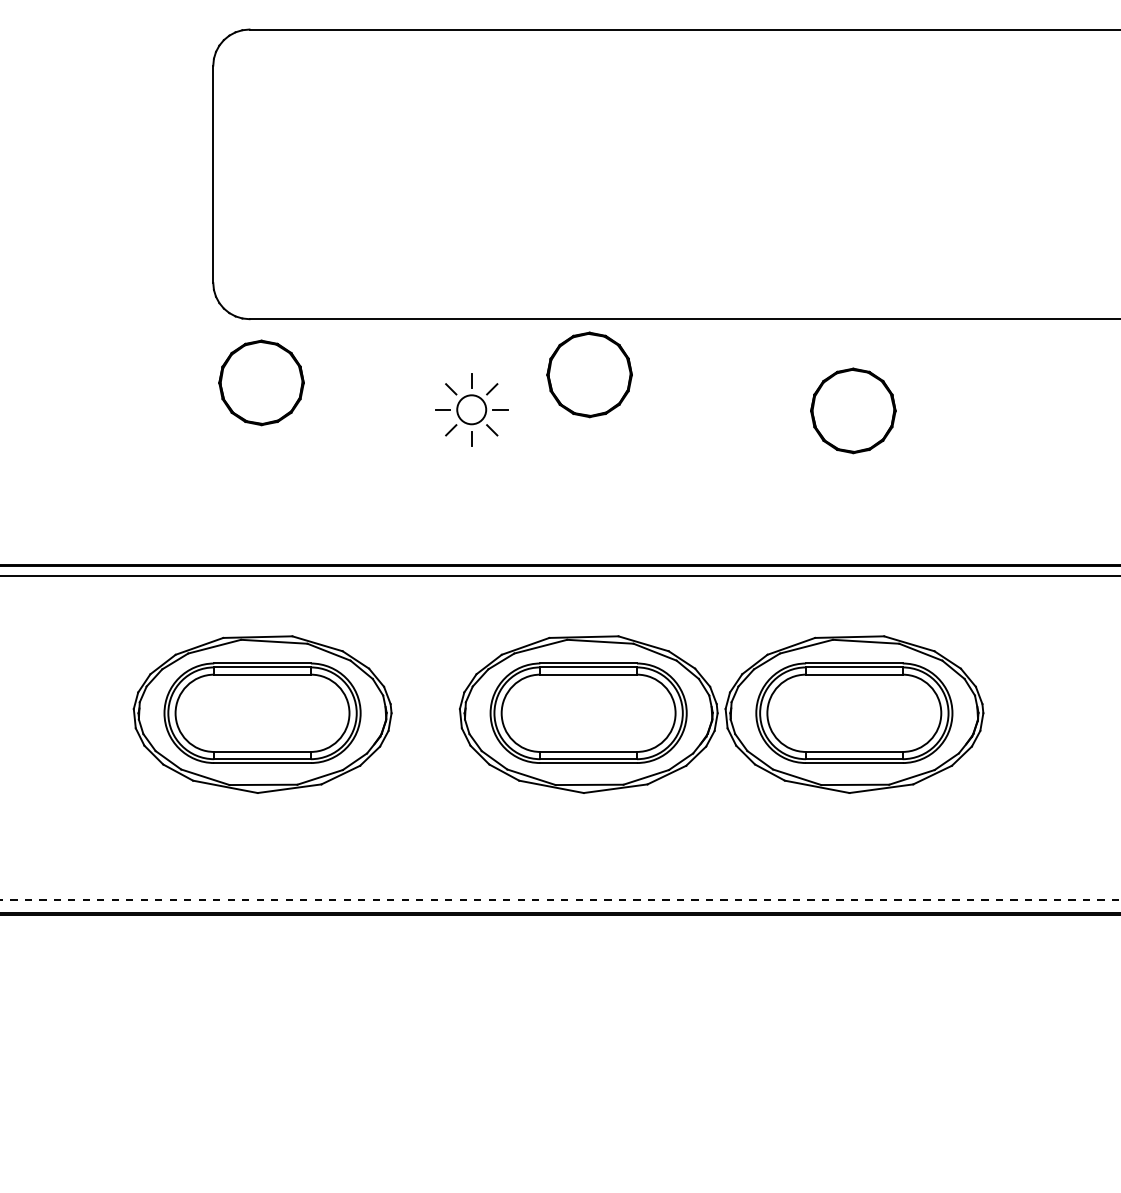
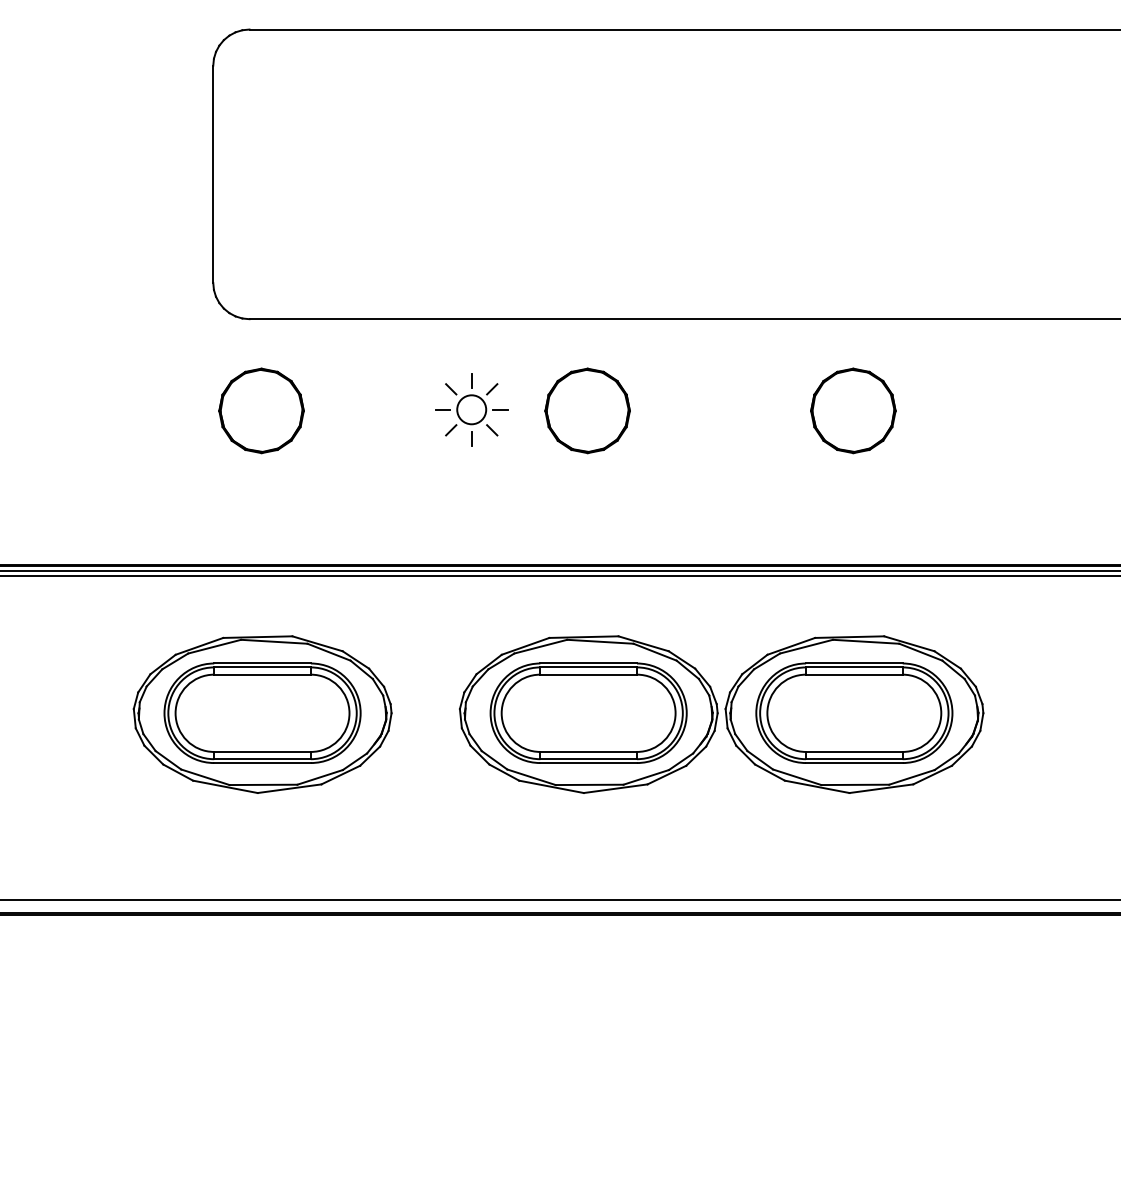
part position: (589, 374) -> (587, 410) (587, 410)
part position: (261, 382) -> (261, 410) (261, 410)
line: none -> present (559, 570)
line: dashed -> solid (560, 900)
